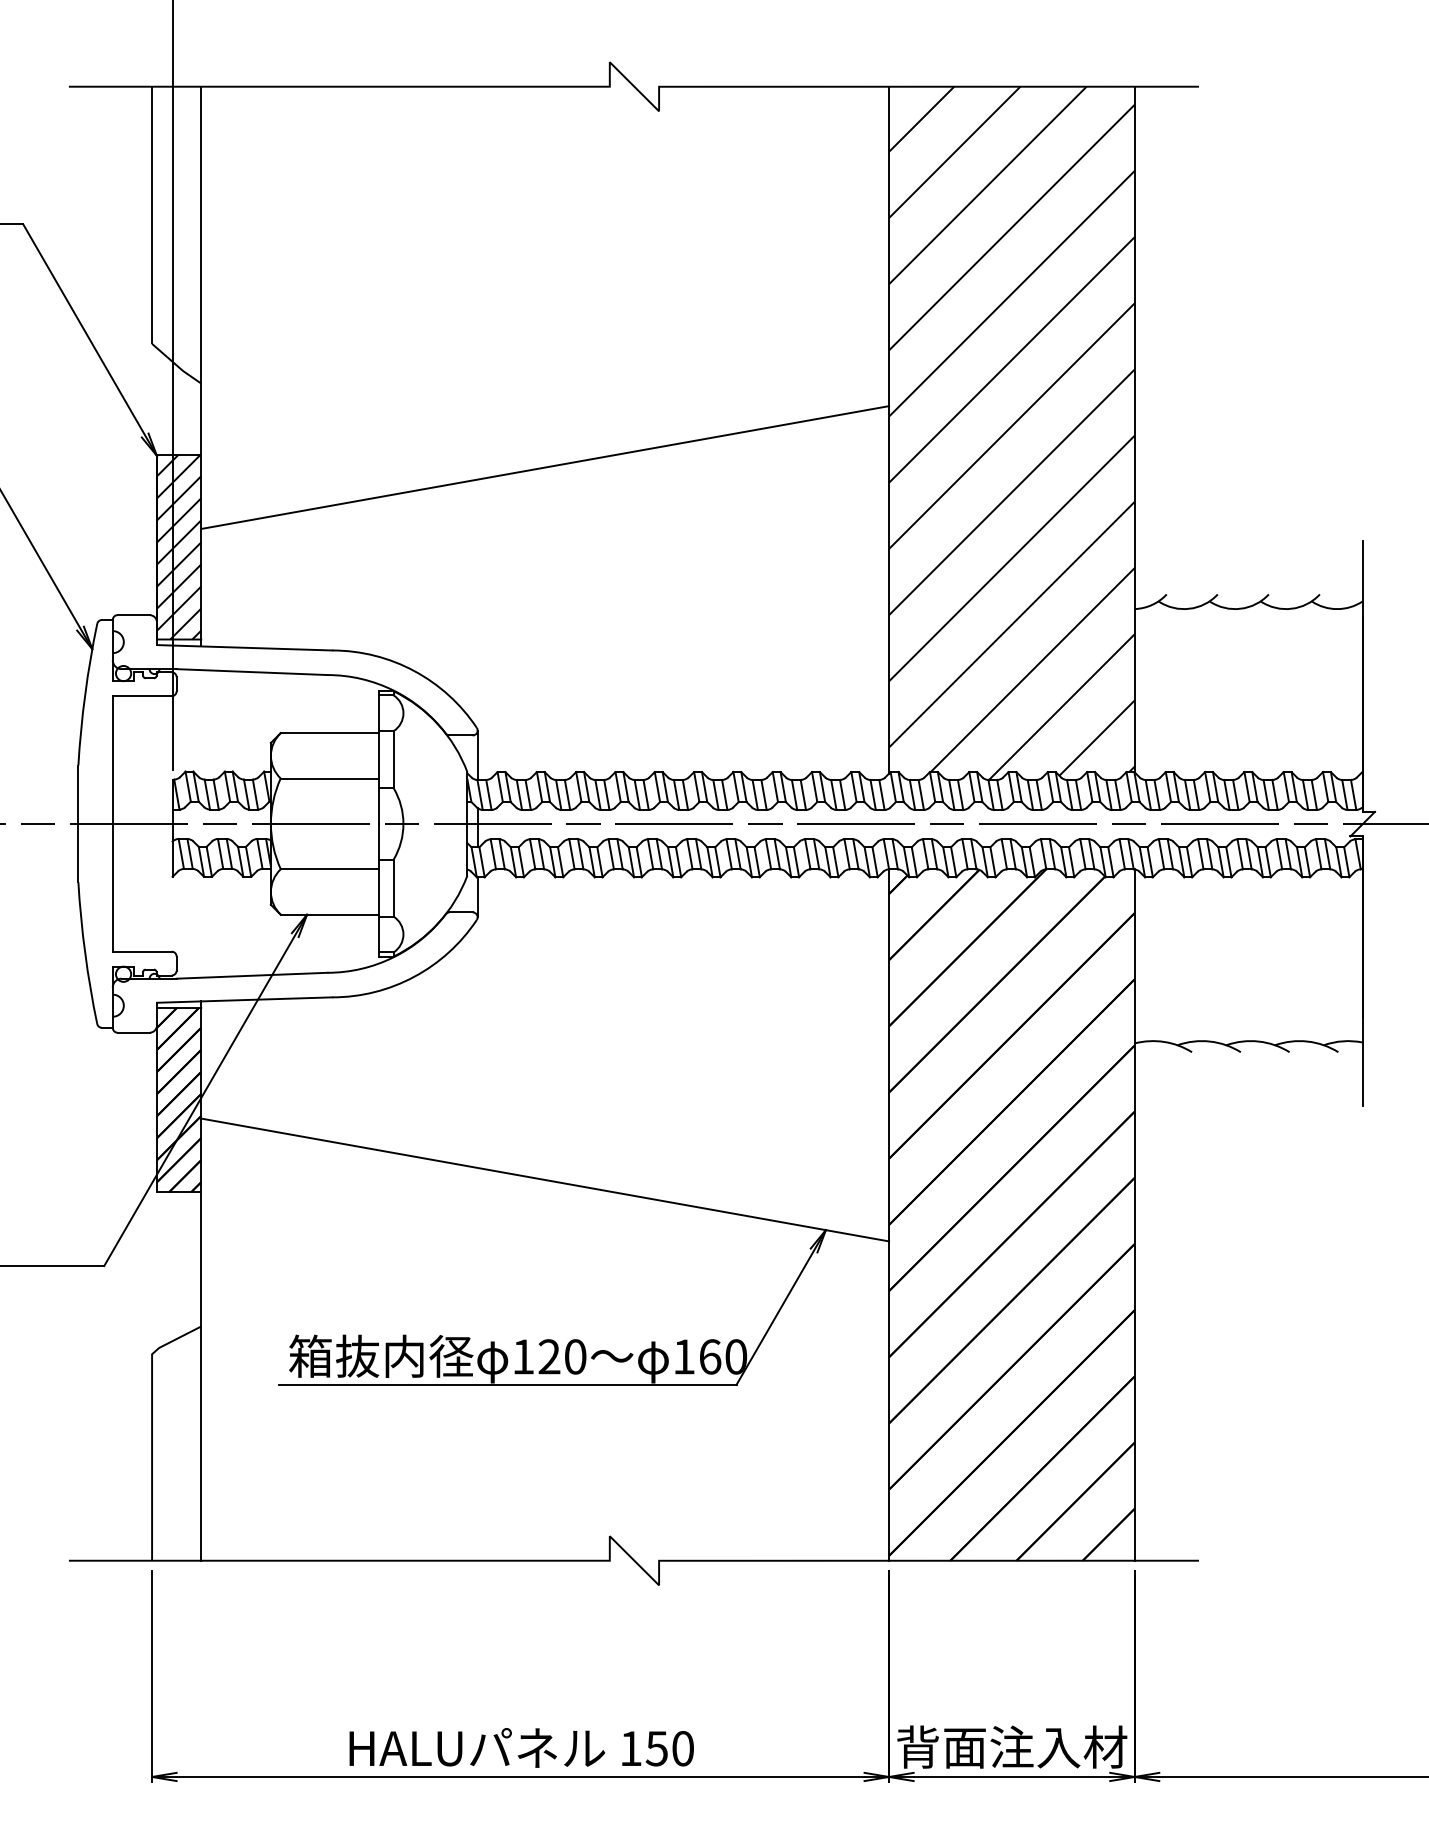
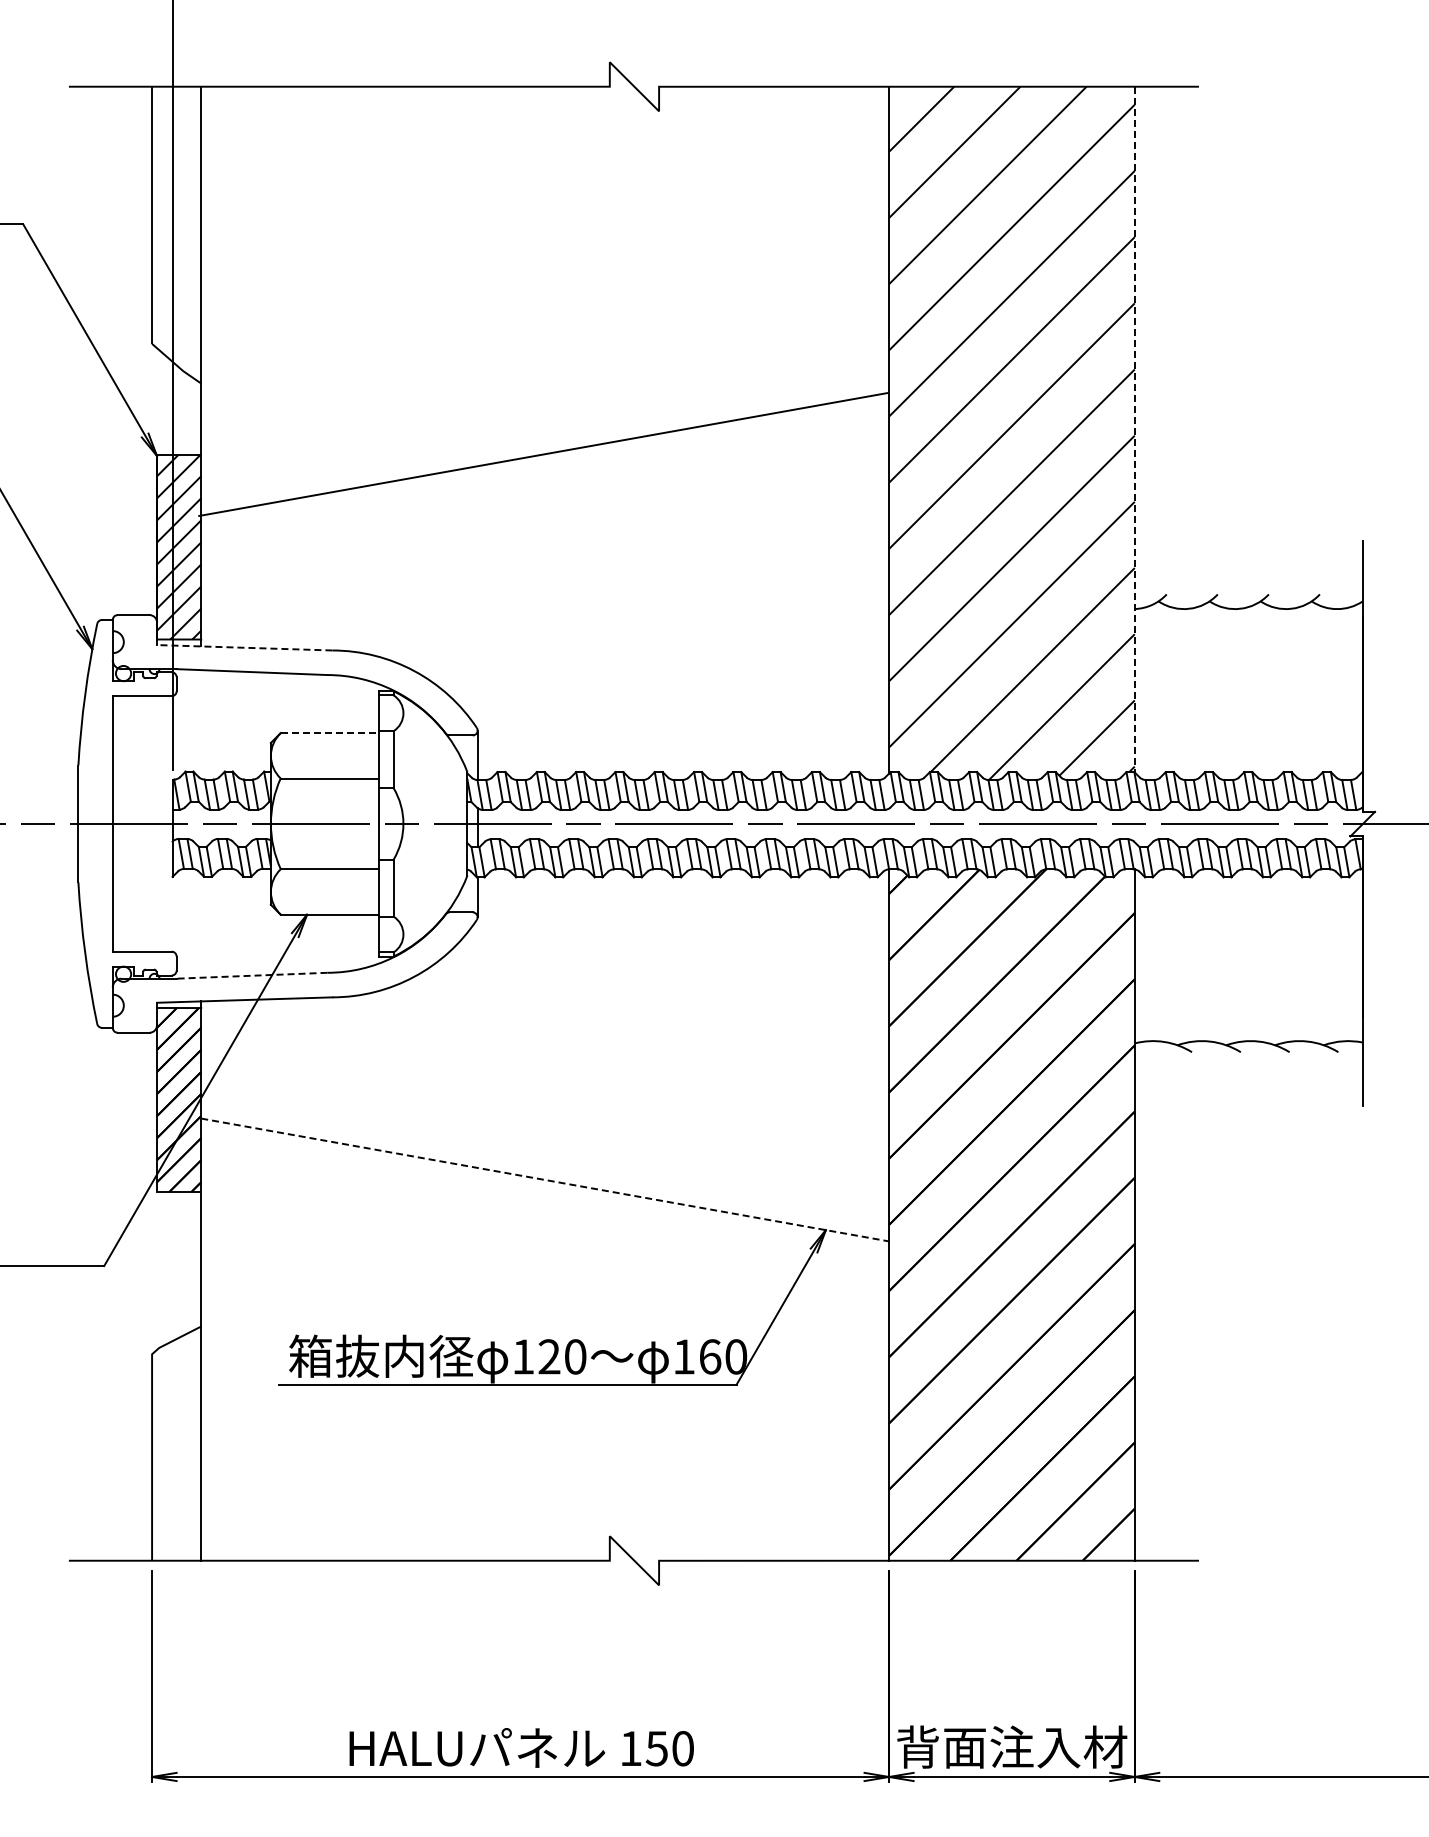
line: solid -> dashed (1134, 429)
line position: (545, 467) -> (543, 454) (543, 454)
line: solid -> dashed (244, 647)
line: solid -> dashed (330, 733)
line: solid -> dashed (251, 975)
line: solid -> dashed (545, 1180)
